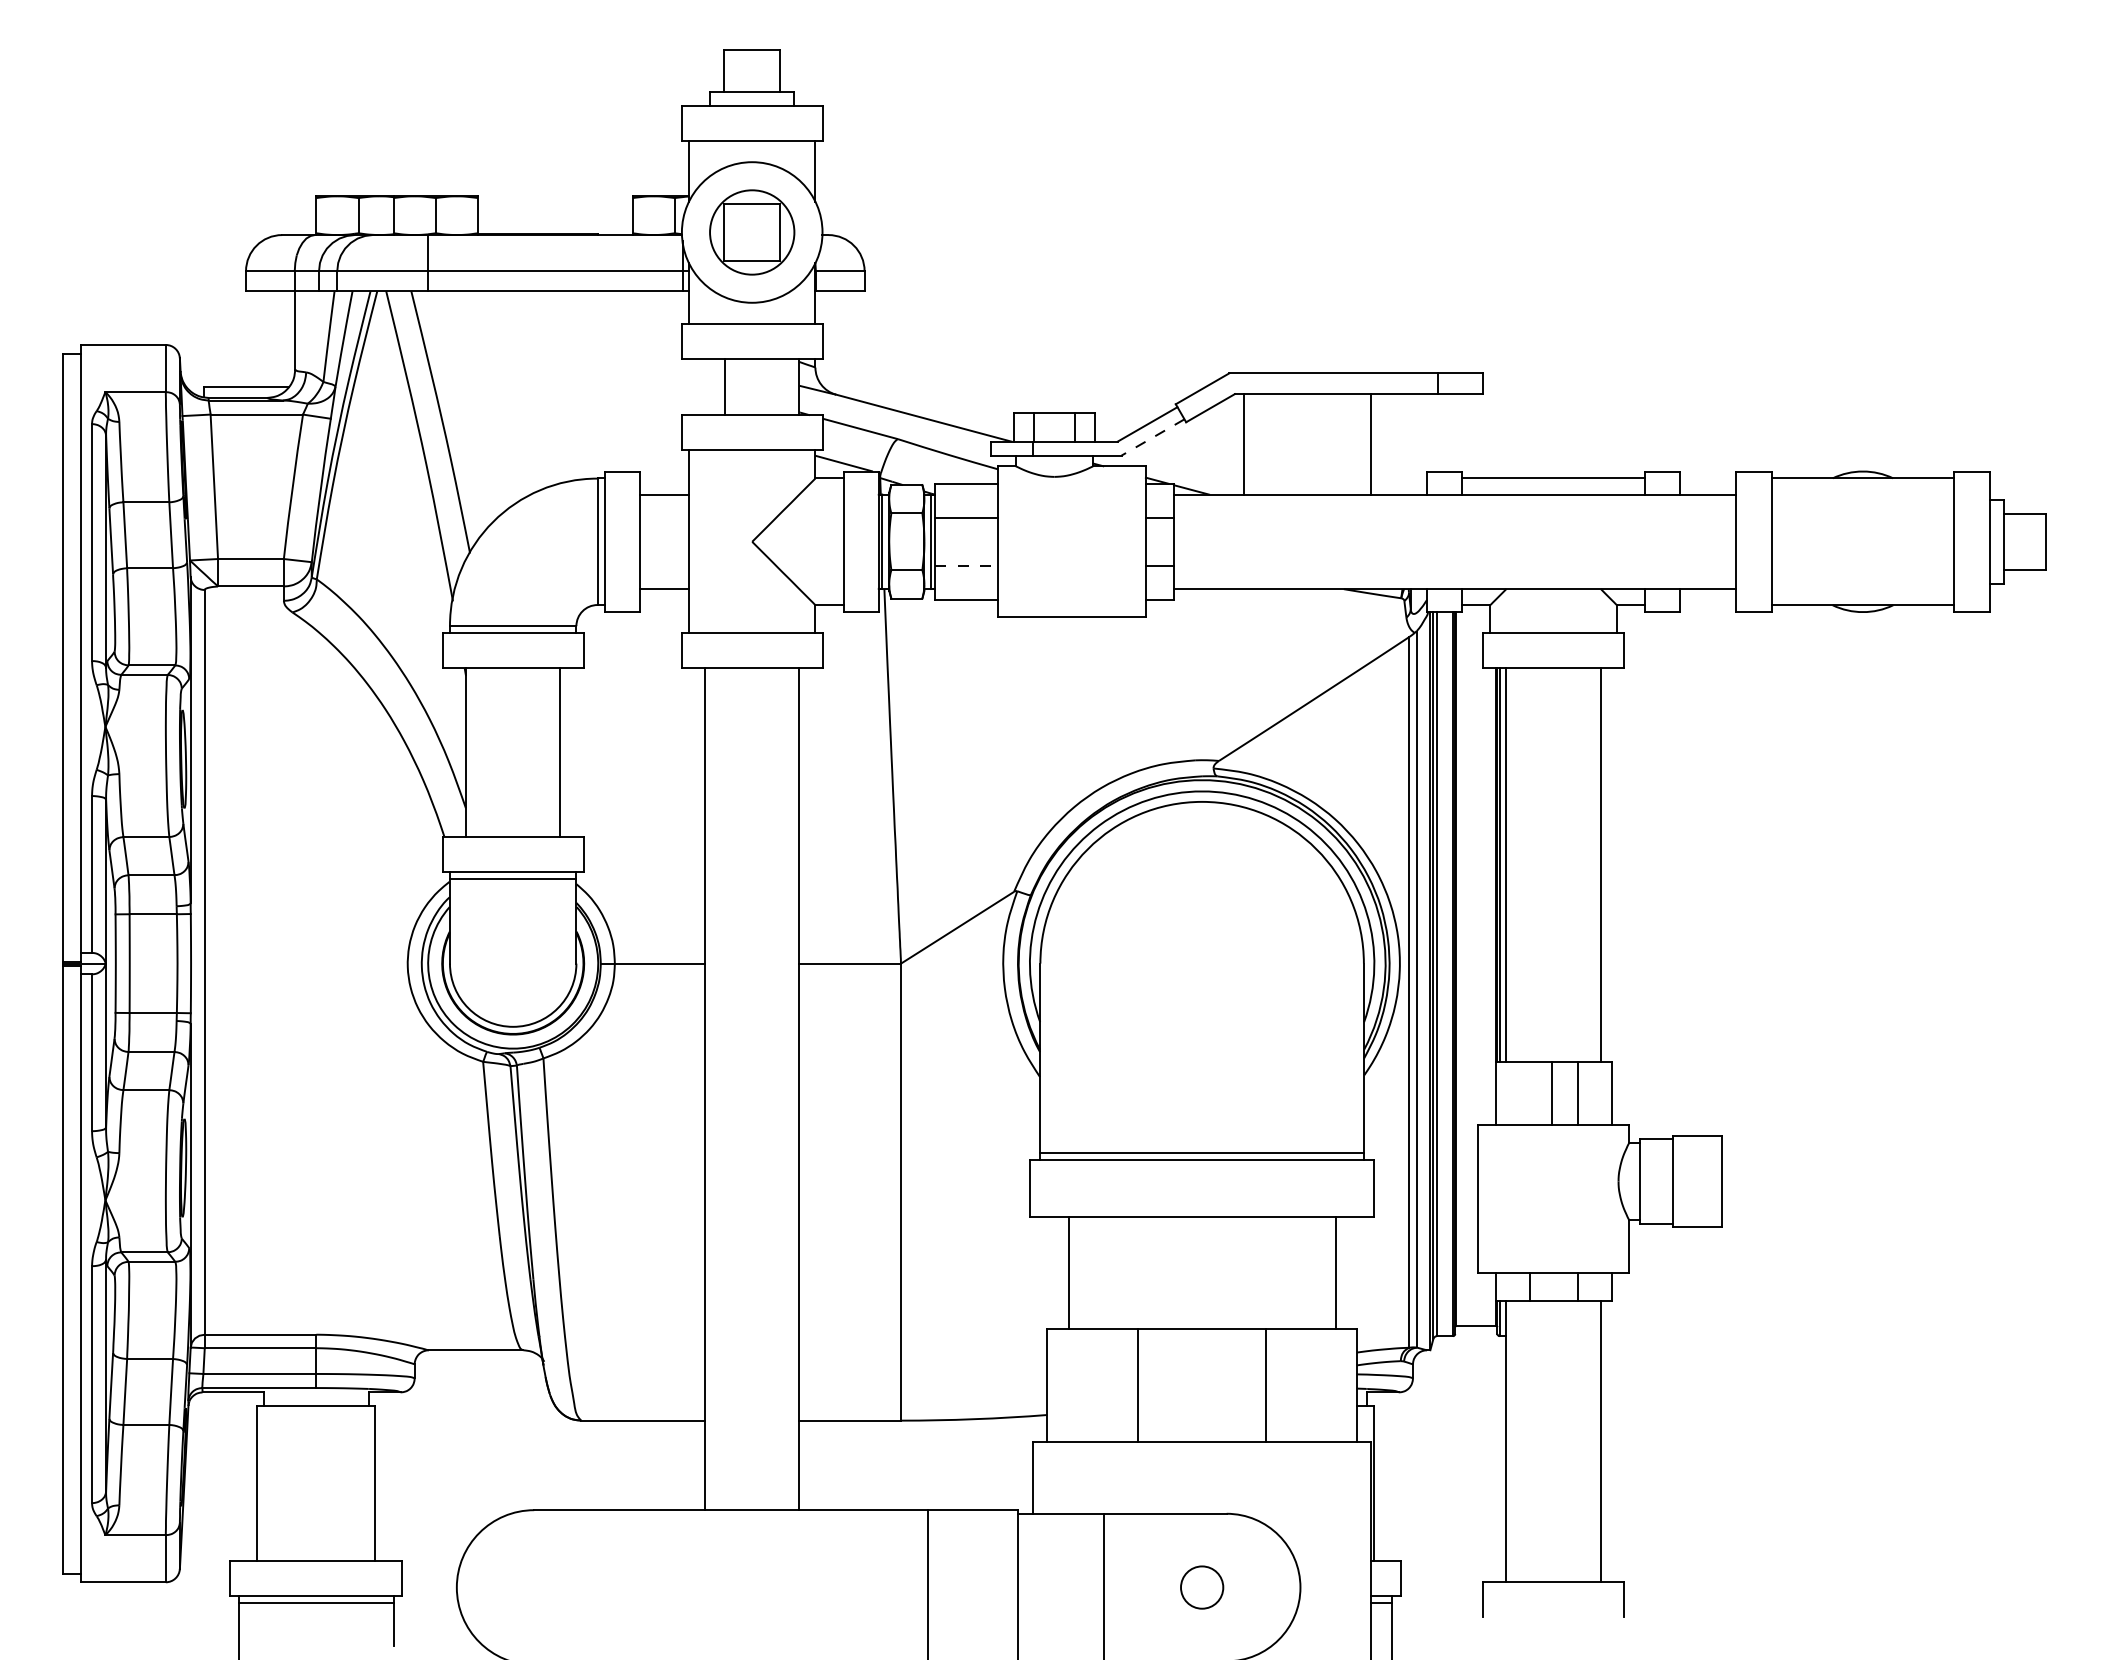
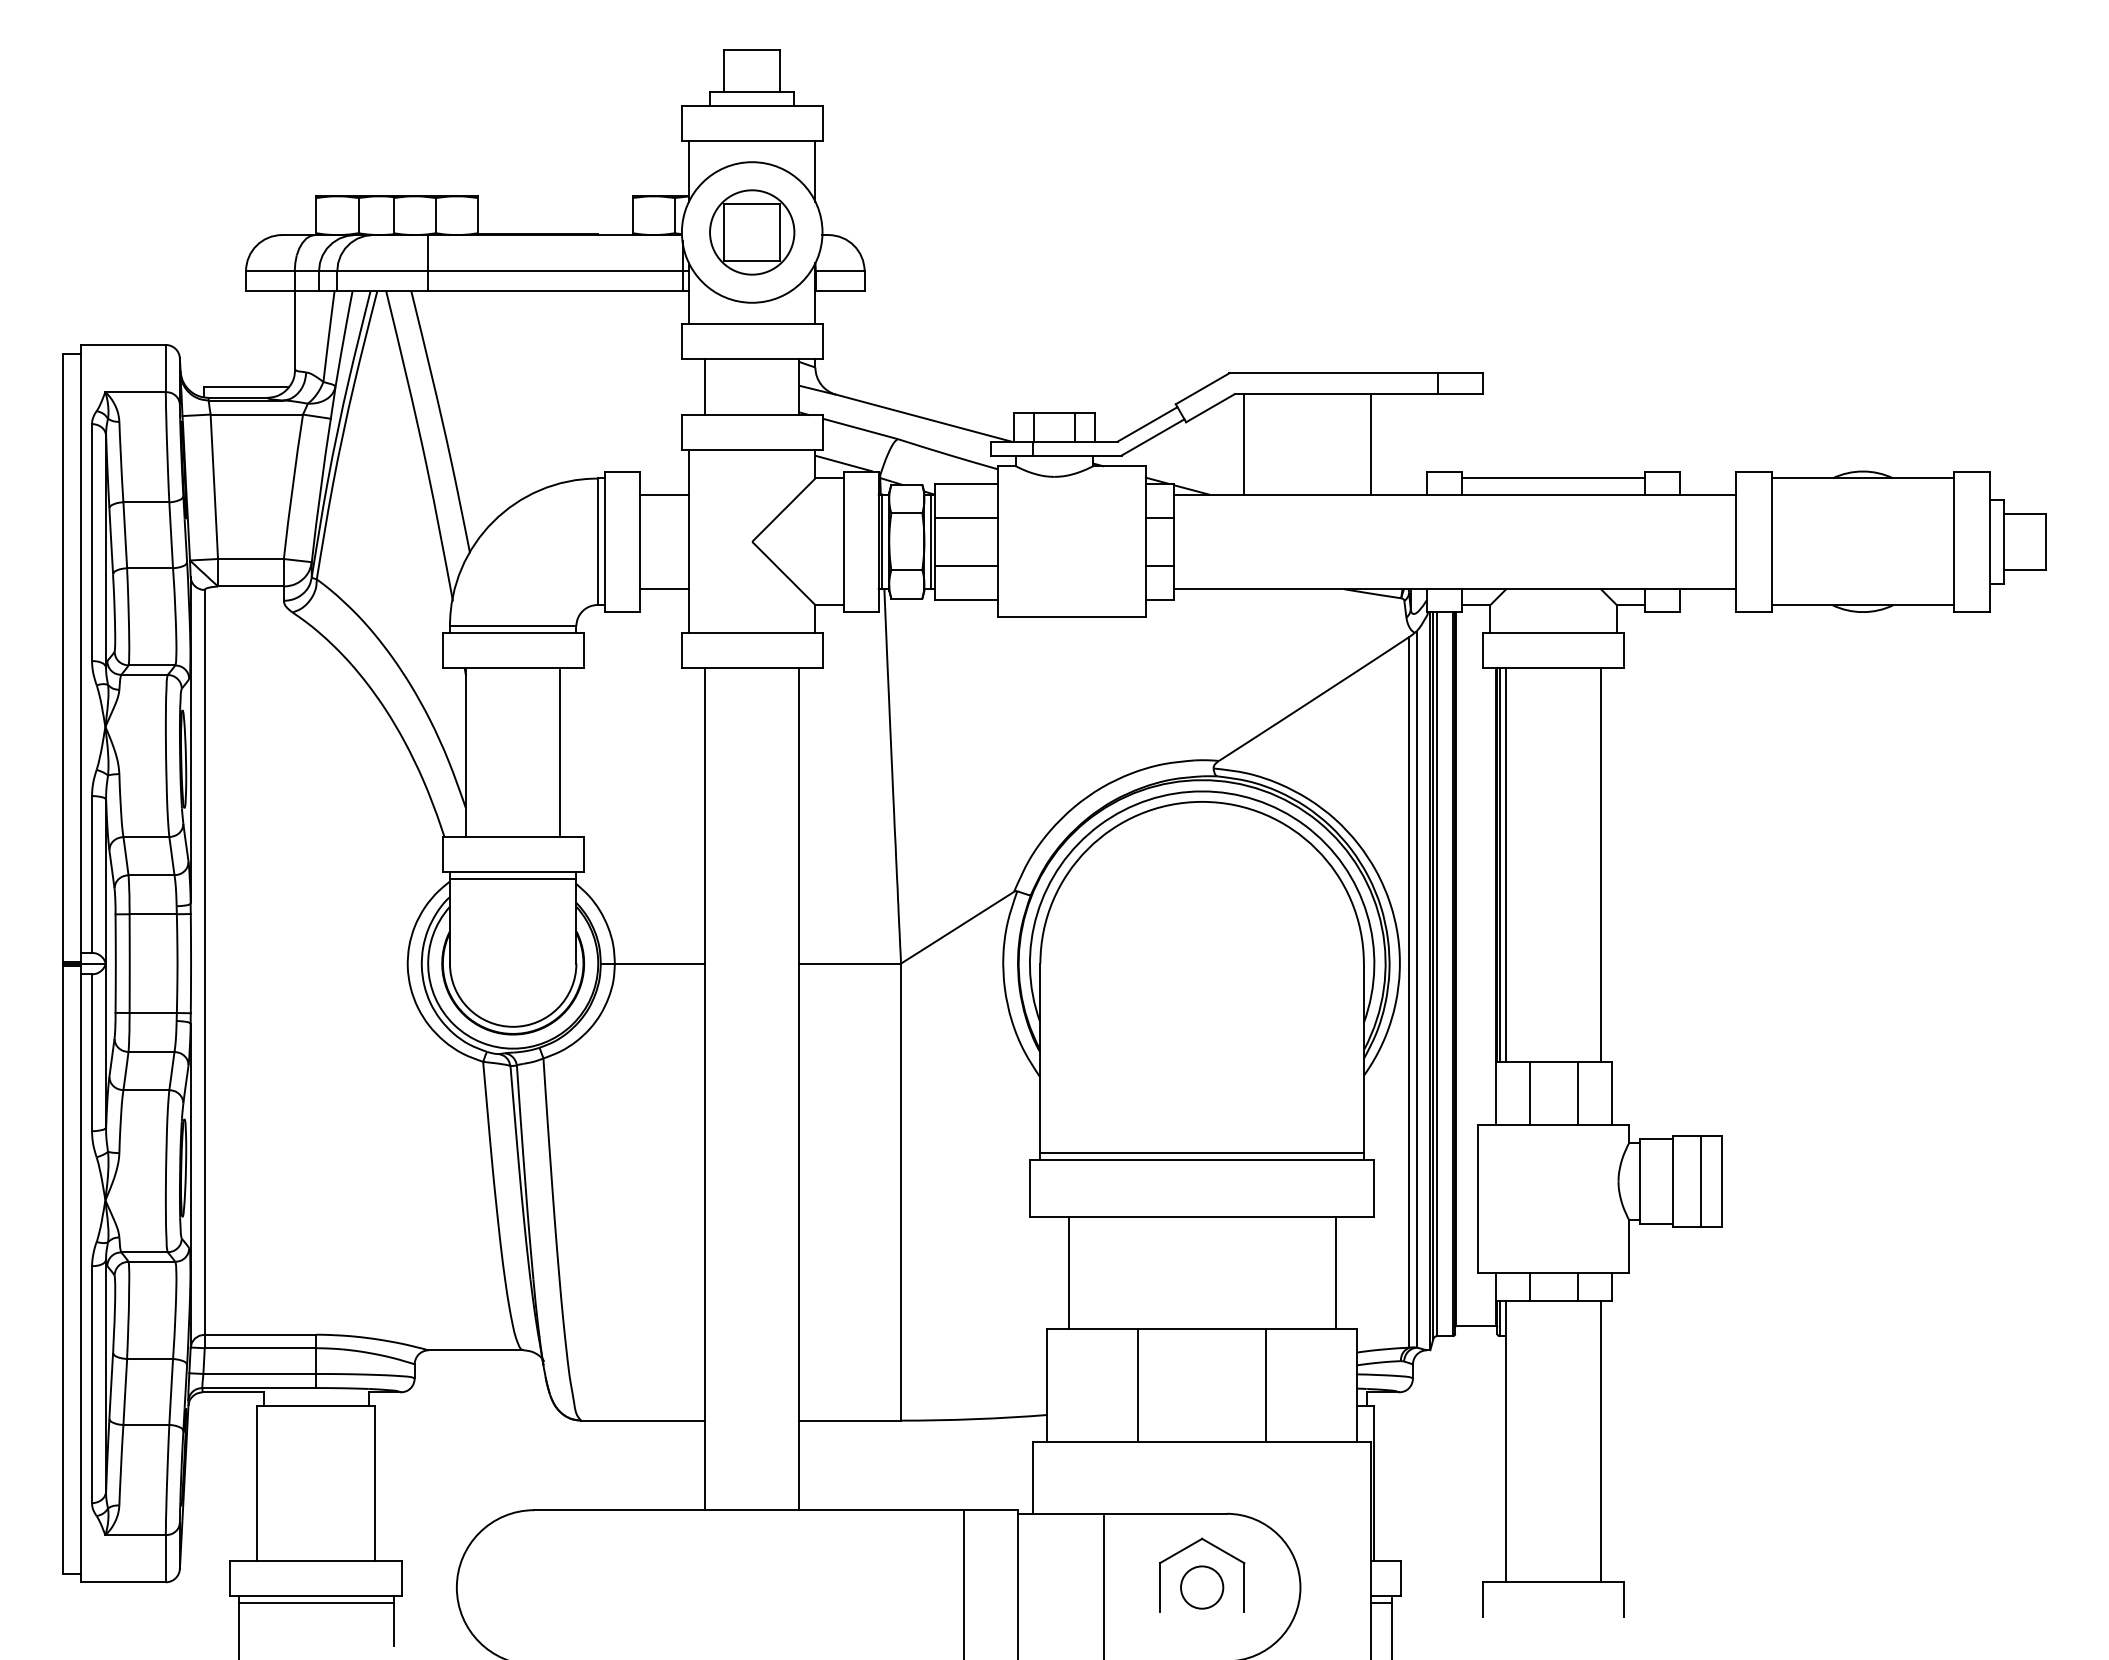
line position: (724, 387) -> (704, 387) (704, 387)
line: dashed -> solid (1152, 437)
line: dashed -> solid (966, 565)
line position: (1551, 1093) -> (1529, 1093) (1529, 1093)
line: none -> present (1701, 1181)
part: none -> present (1216, 1548)
line position: (928, 1583) -> (964, 1583) (964, 1583)
